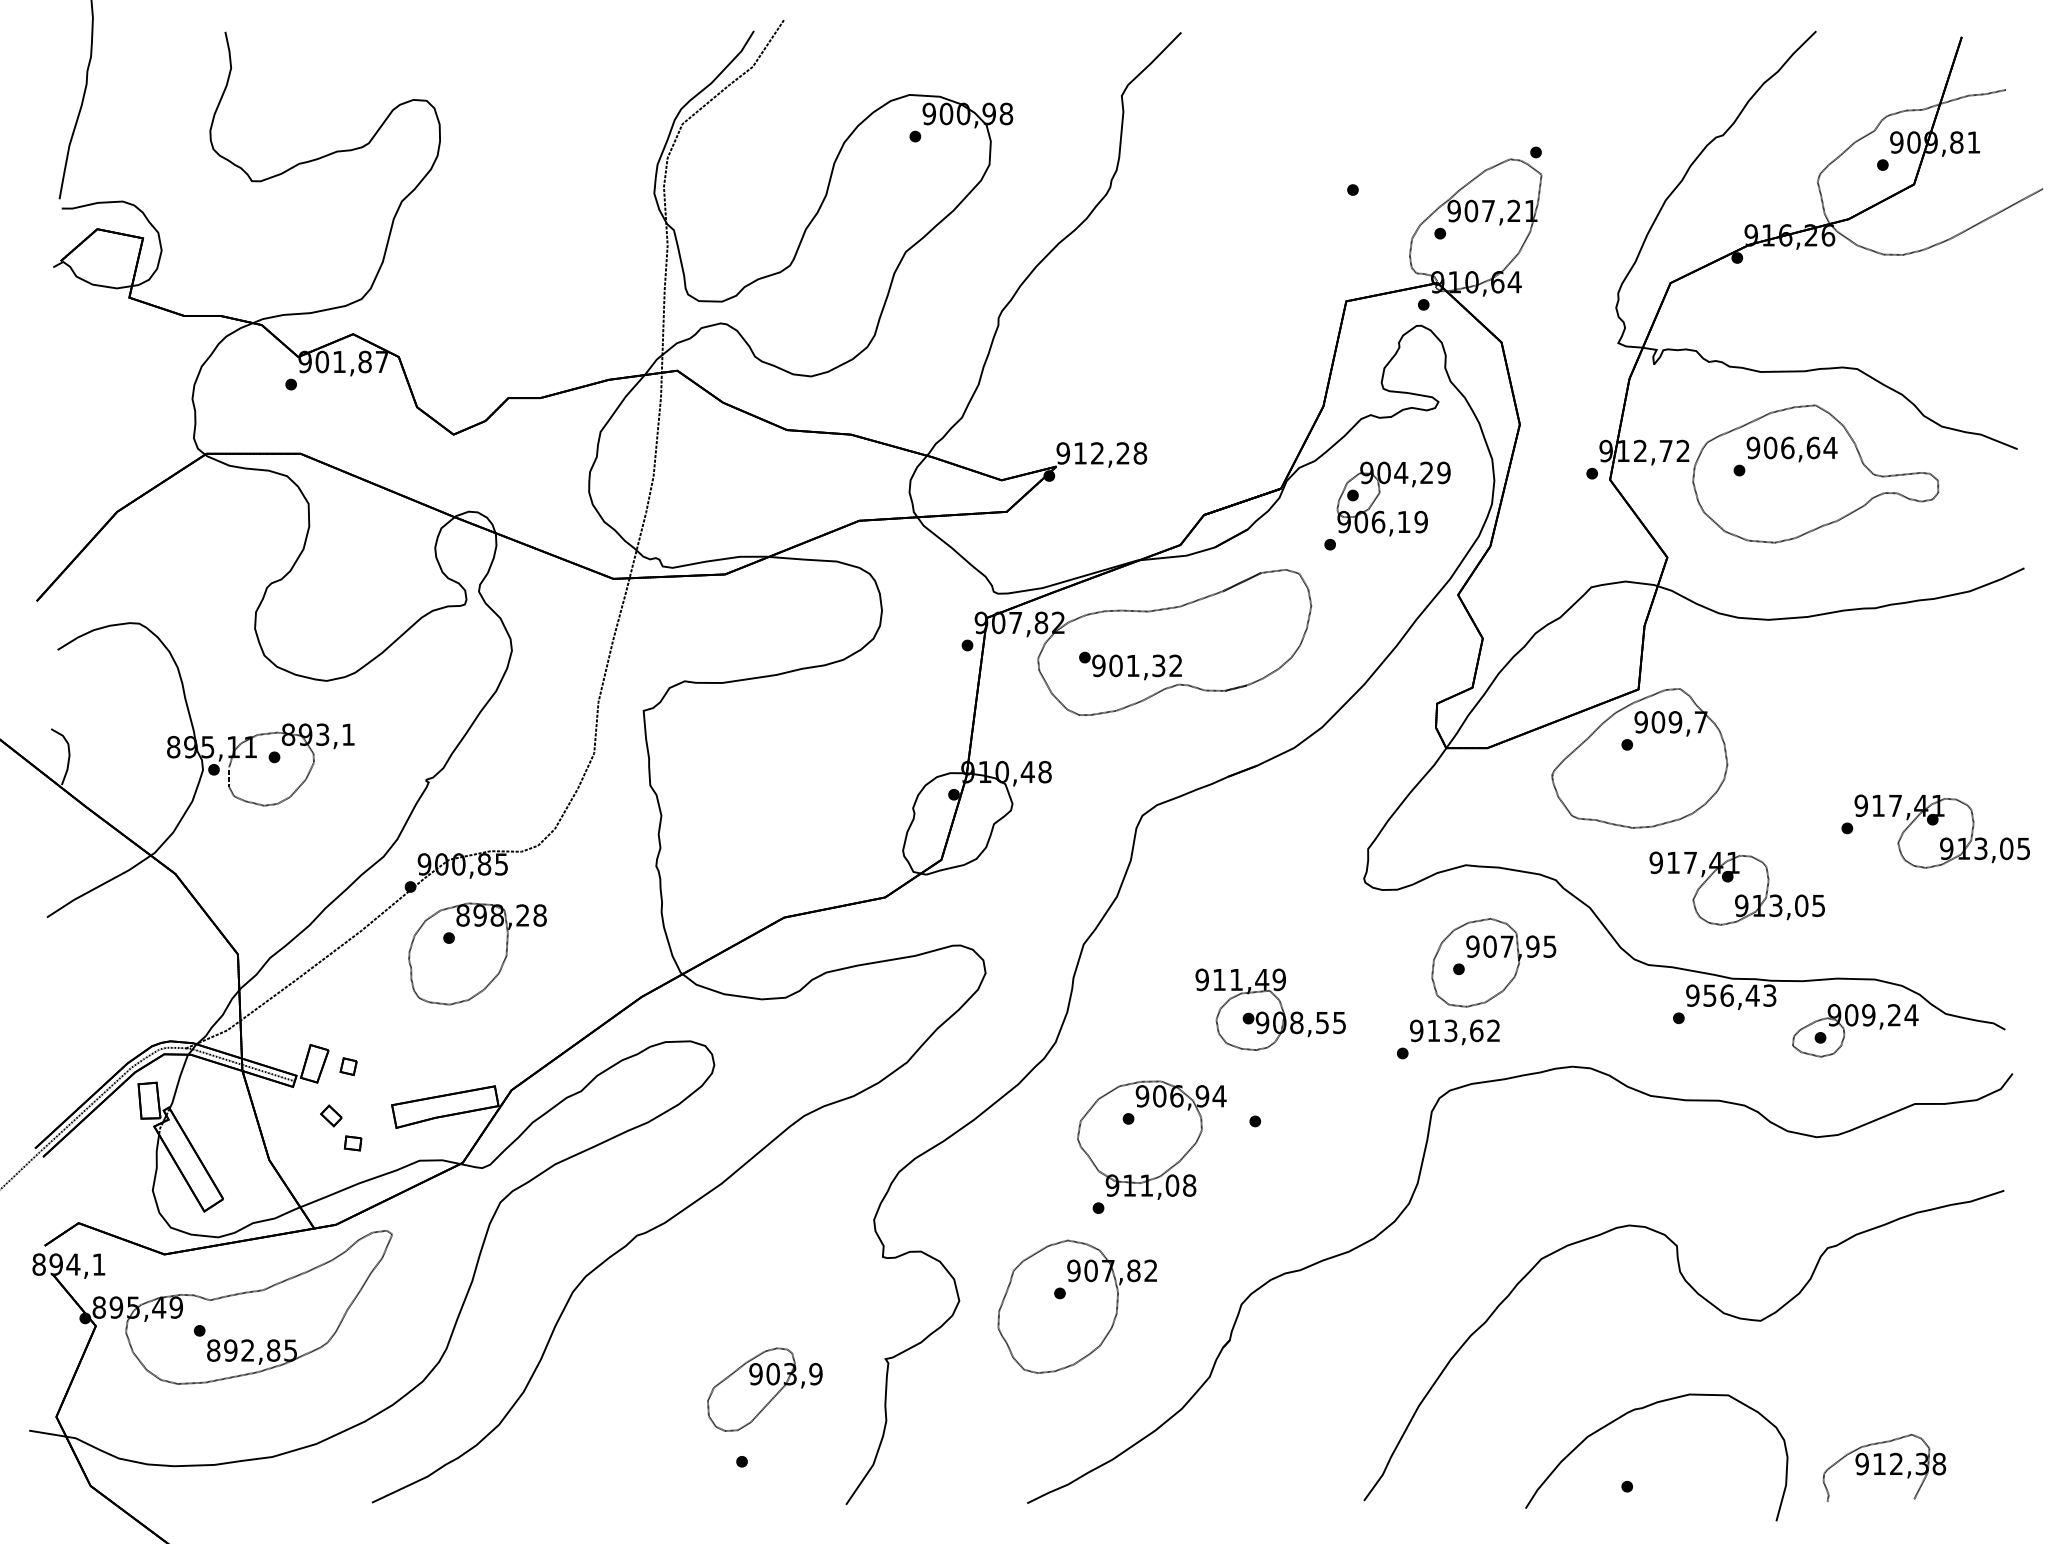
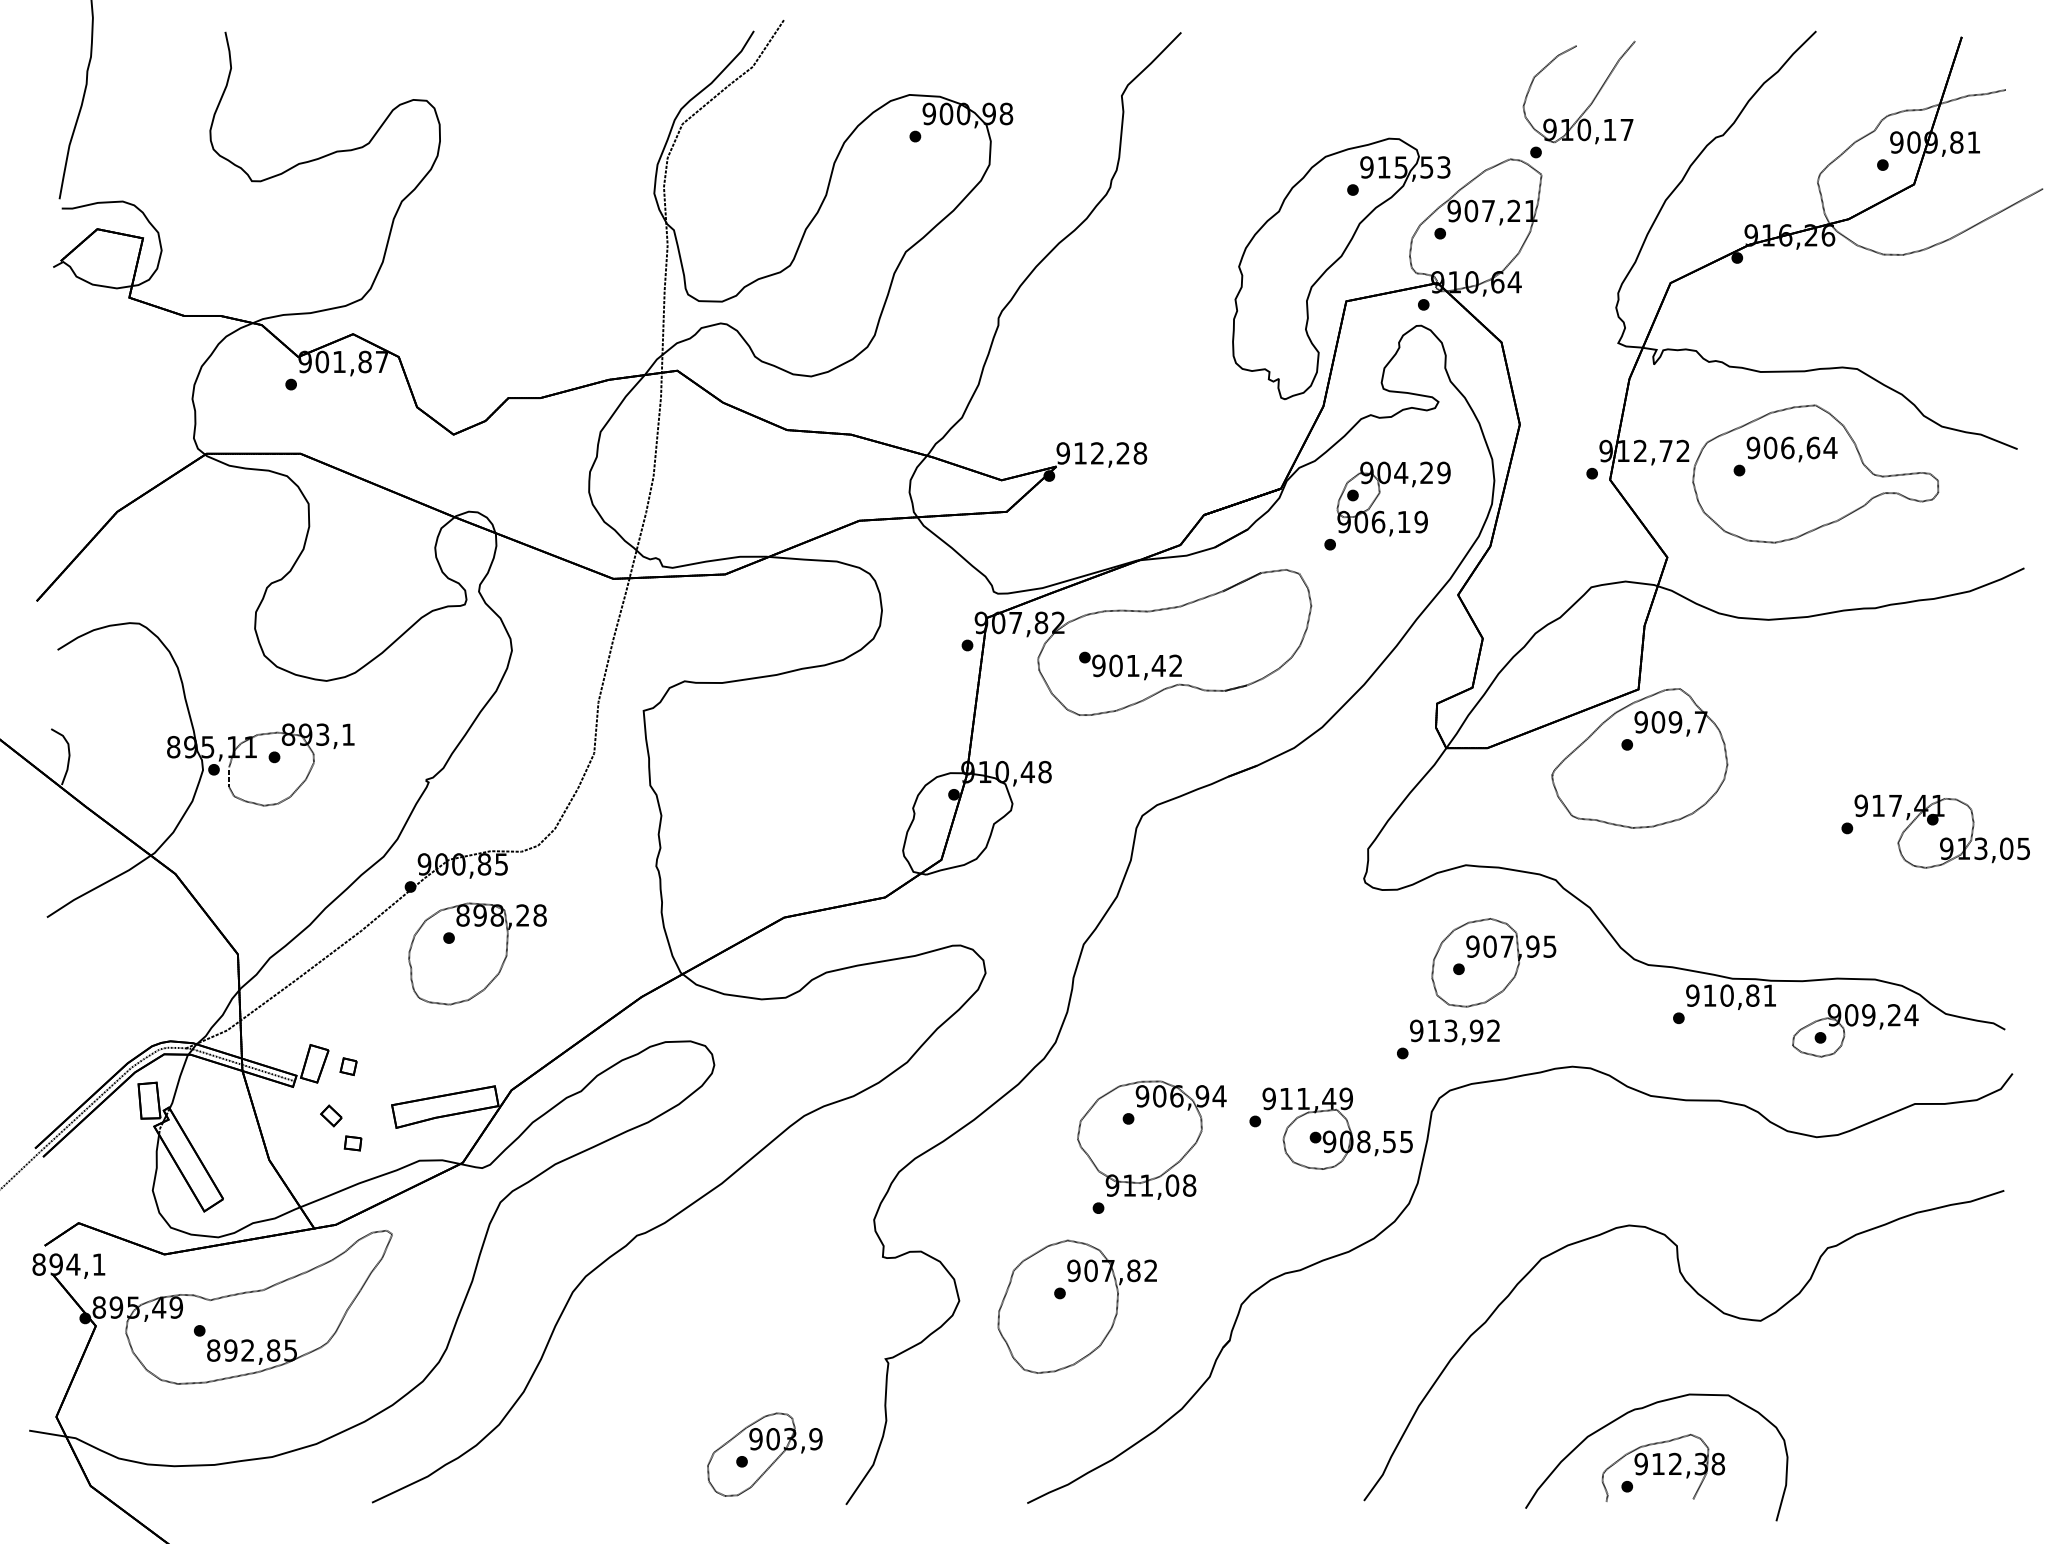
part: none -> present (1591, 101)
part: none -> present (1336, 262)
text: 901,32 -> 901,42 (1158, 665)
part: present -> none (1736, 888)
text: 956,43 -> 910,81 (1739, 995)
part position: (1270, 1009) -> (1337, 1128) (1337, 1128)
text: 913,62 -> 913,92 (1476, 1030)
part position: (764, 1389) -> (764, 1454) (764, 1454)
part position: (1883, 1467) -> (1662, 1467) (1662, 1467)
